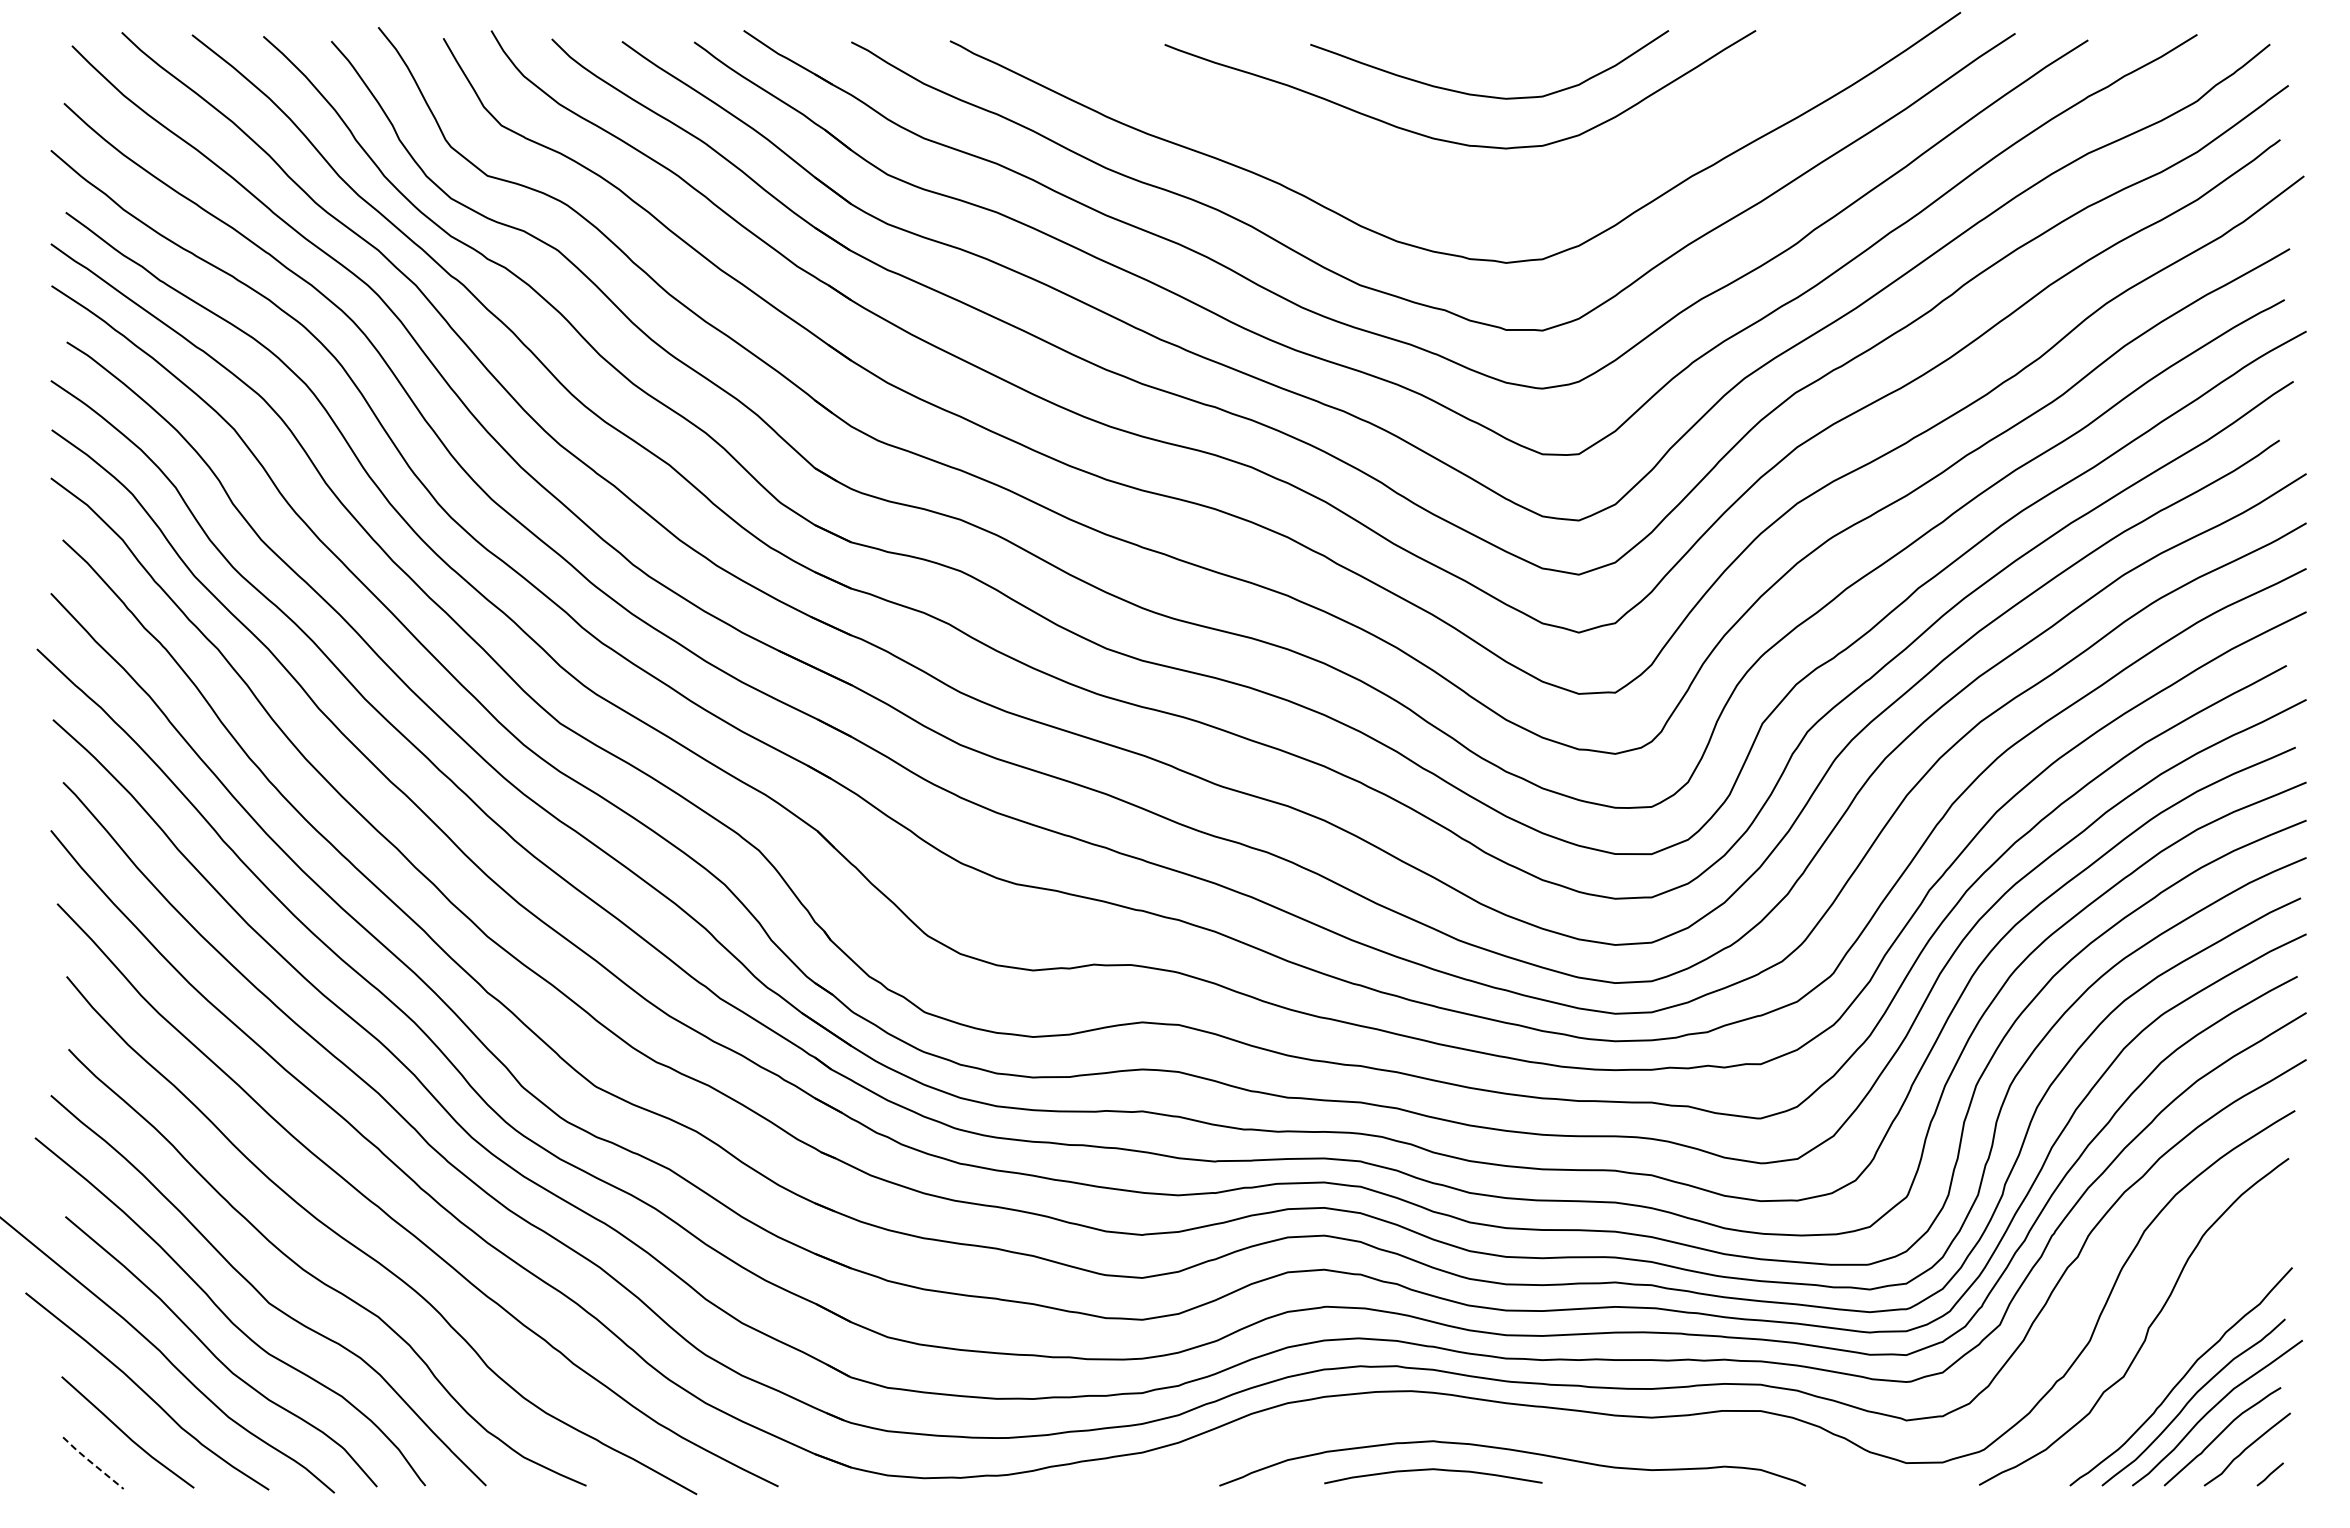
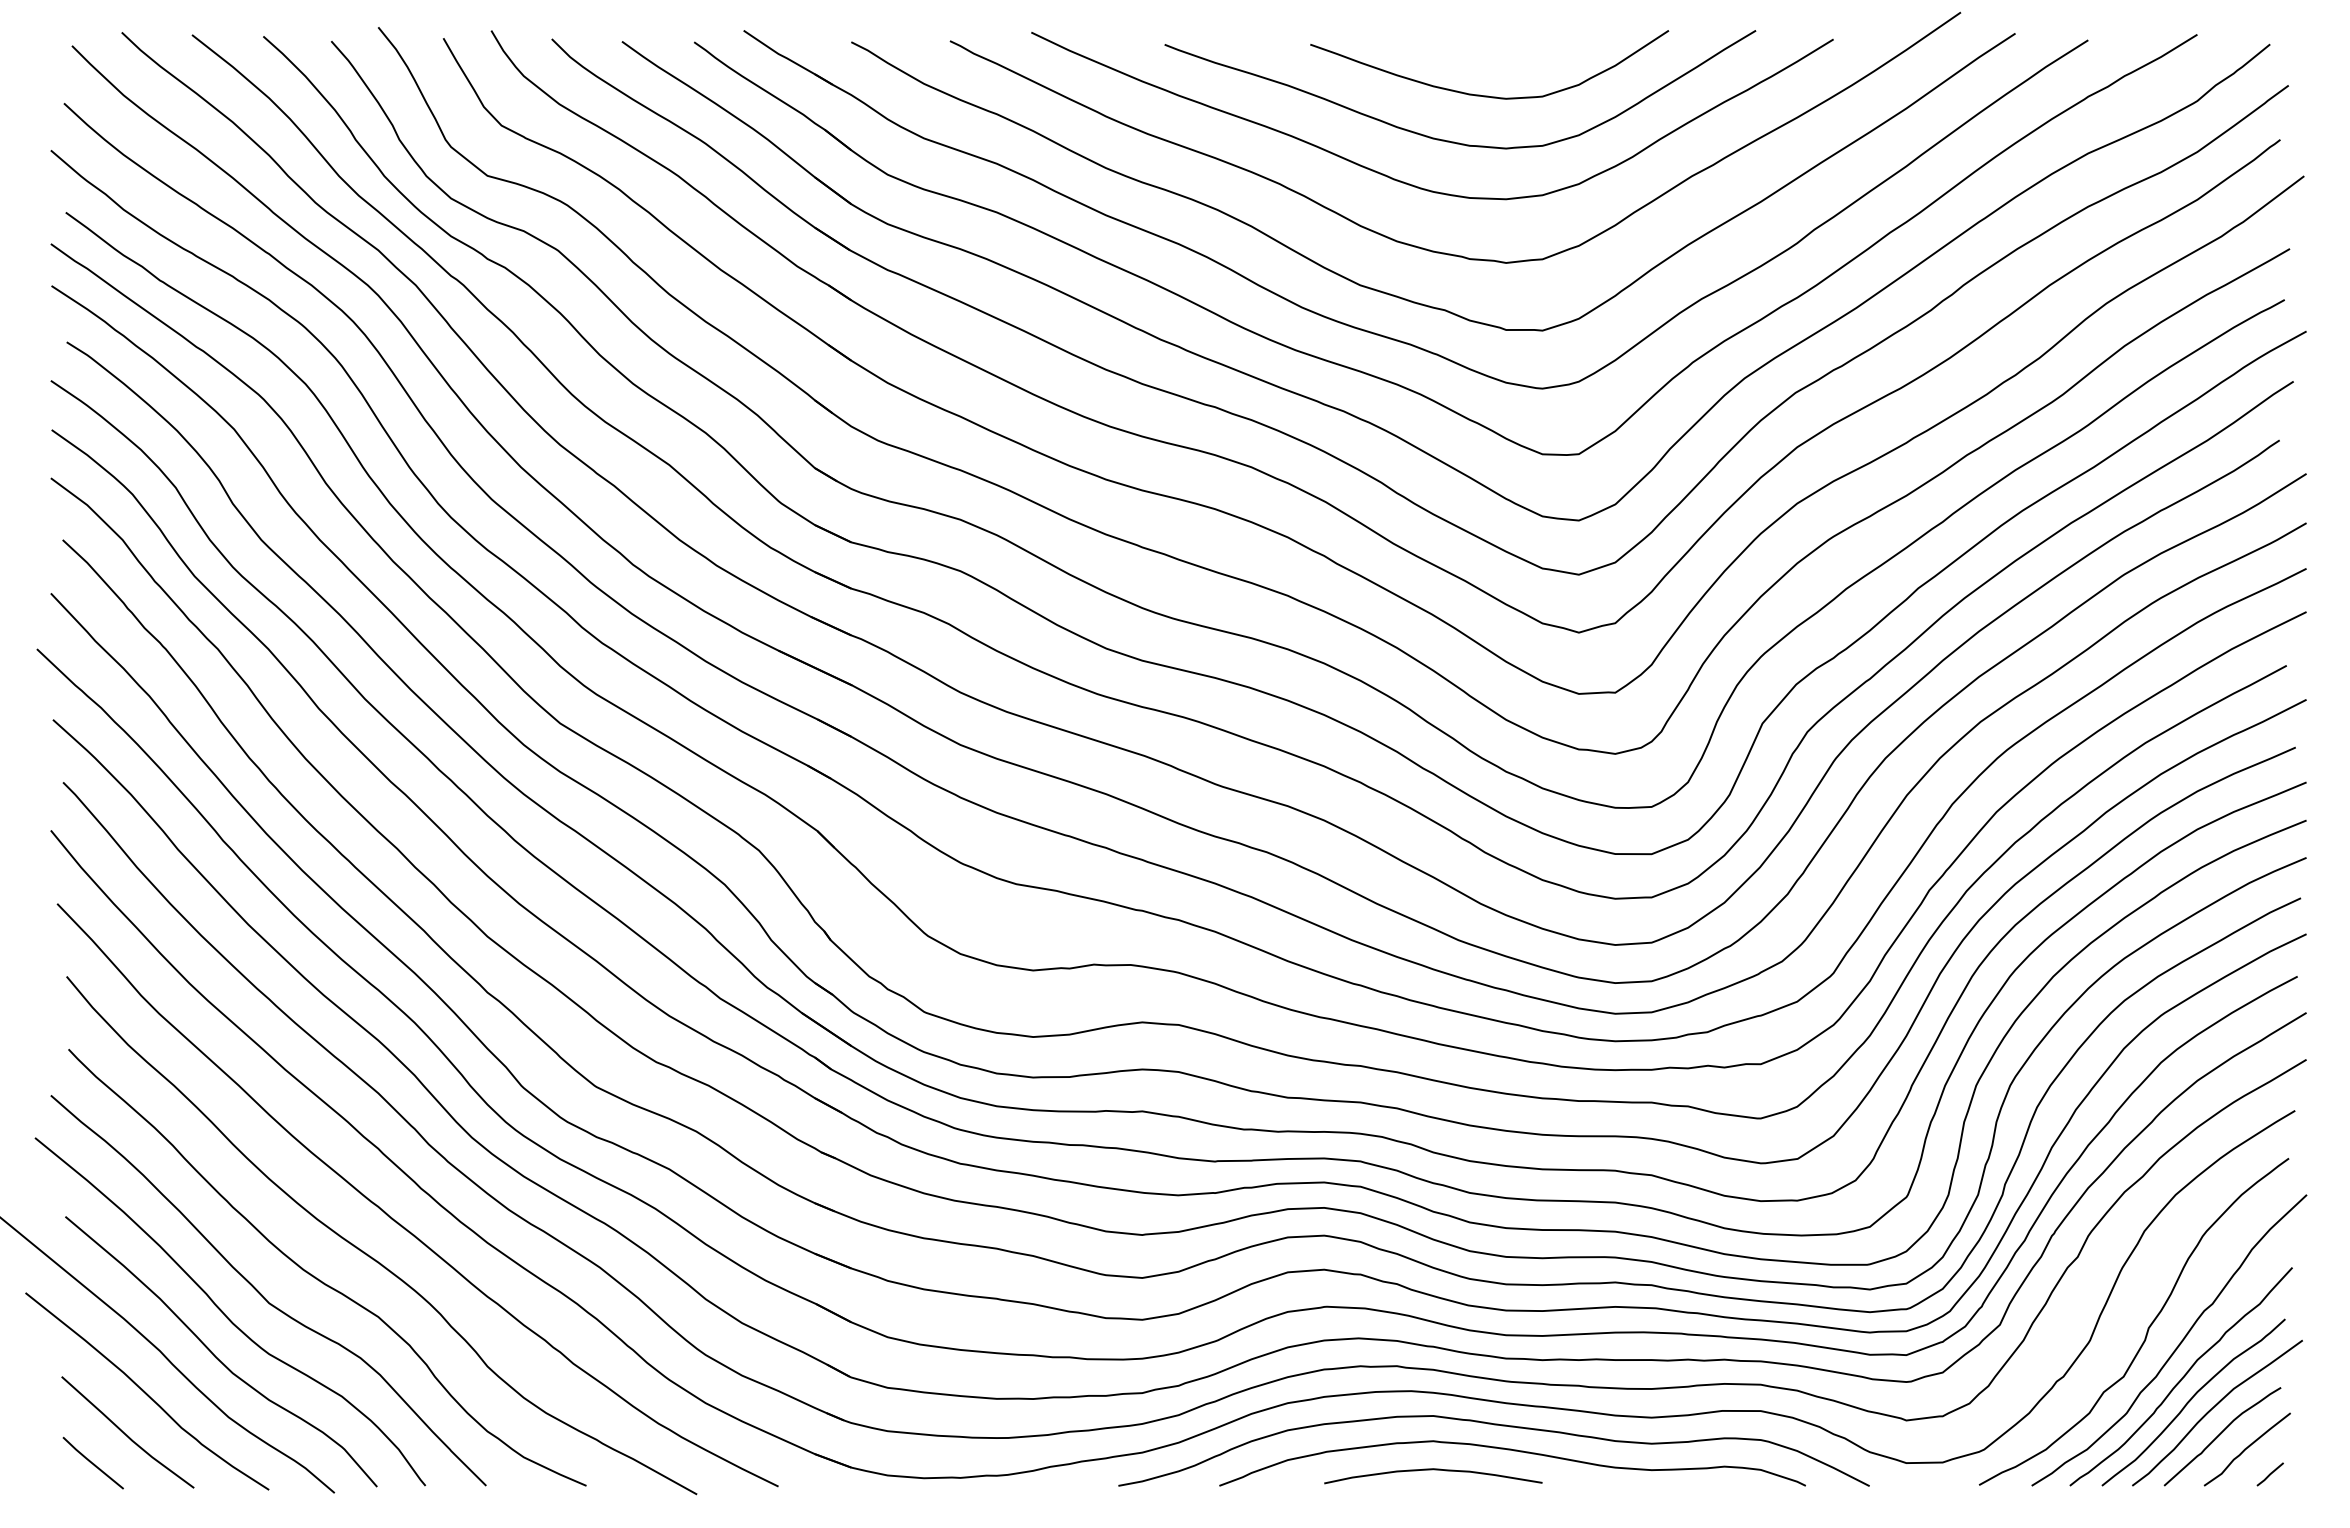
curve: none -> present (1409, 183)
curve: none -> present (2177, 1345)
curve: none -> present (1494, 1425)
line: dashed -> solid (92, 1463)
